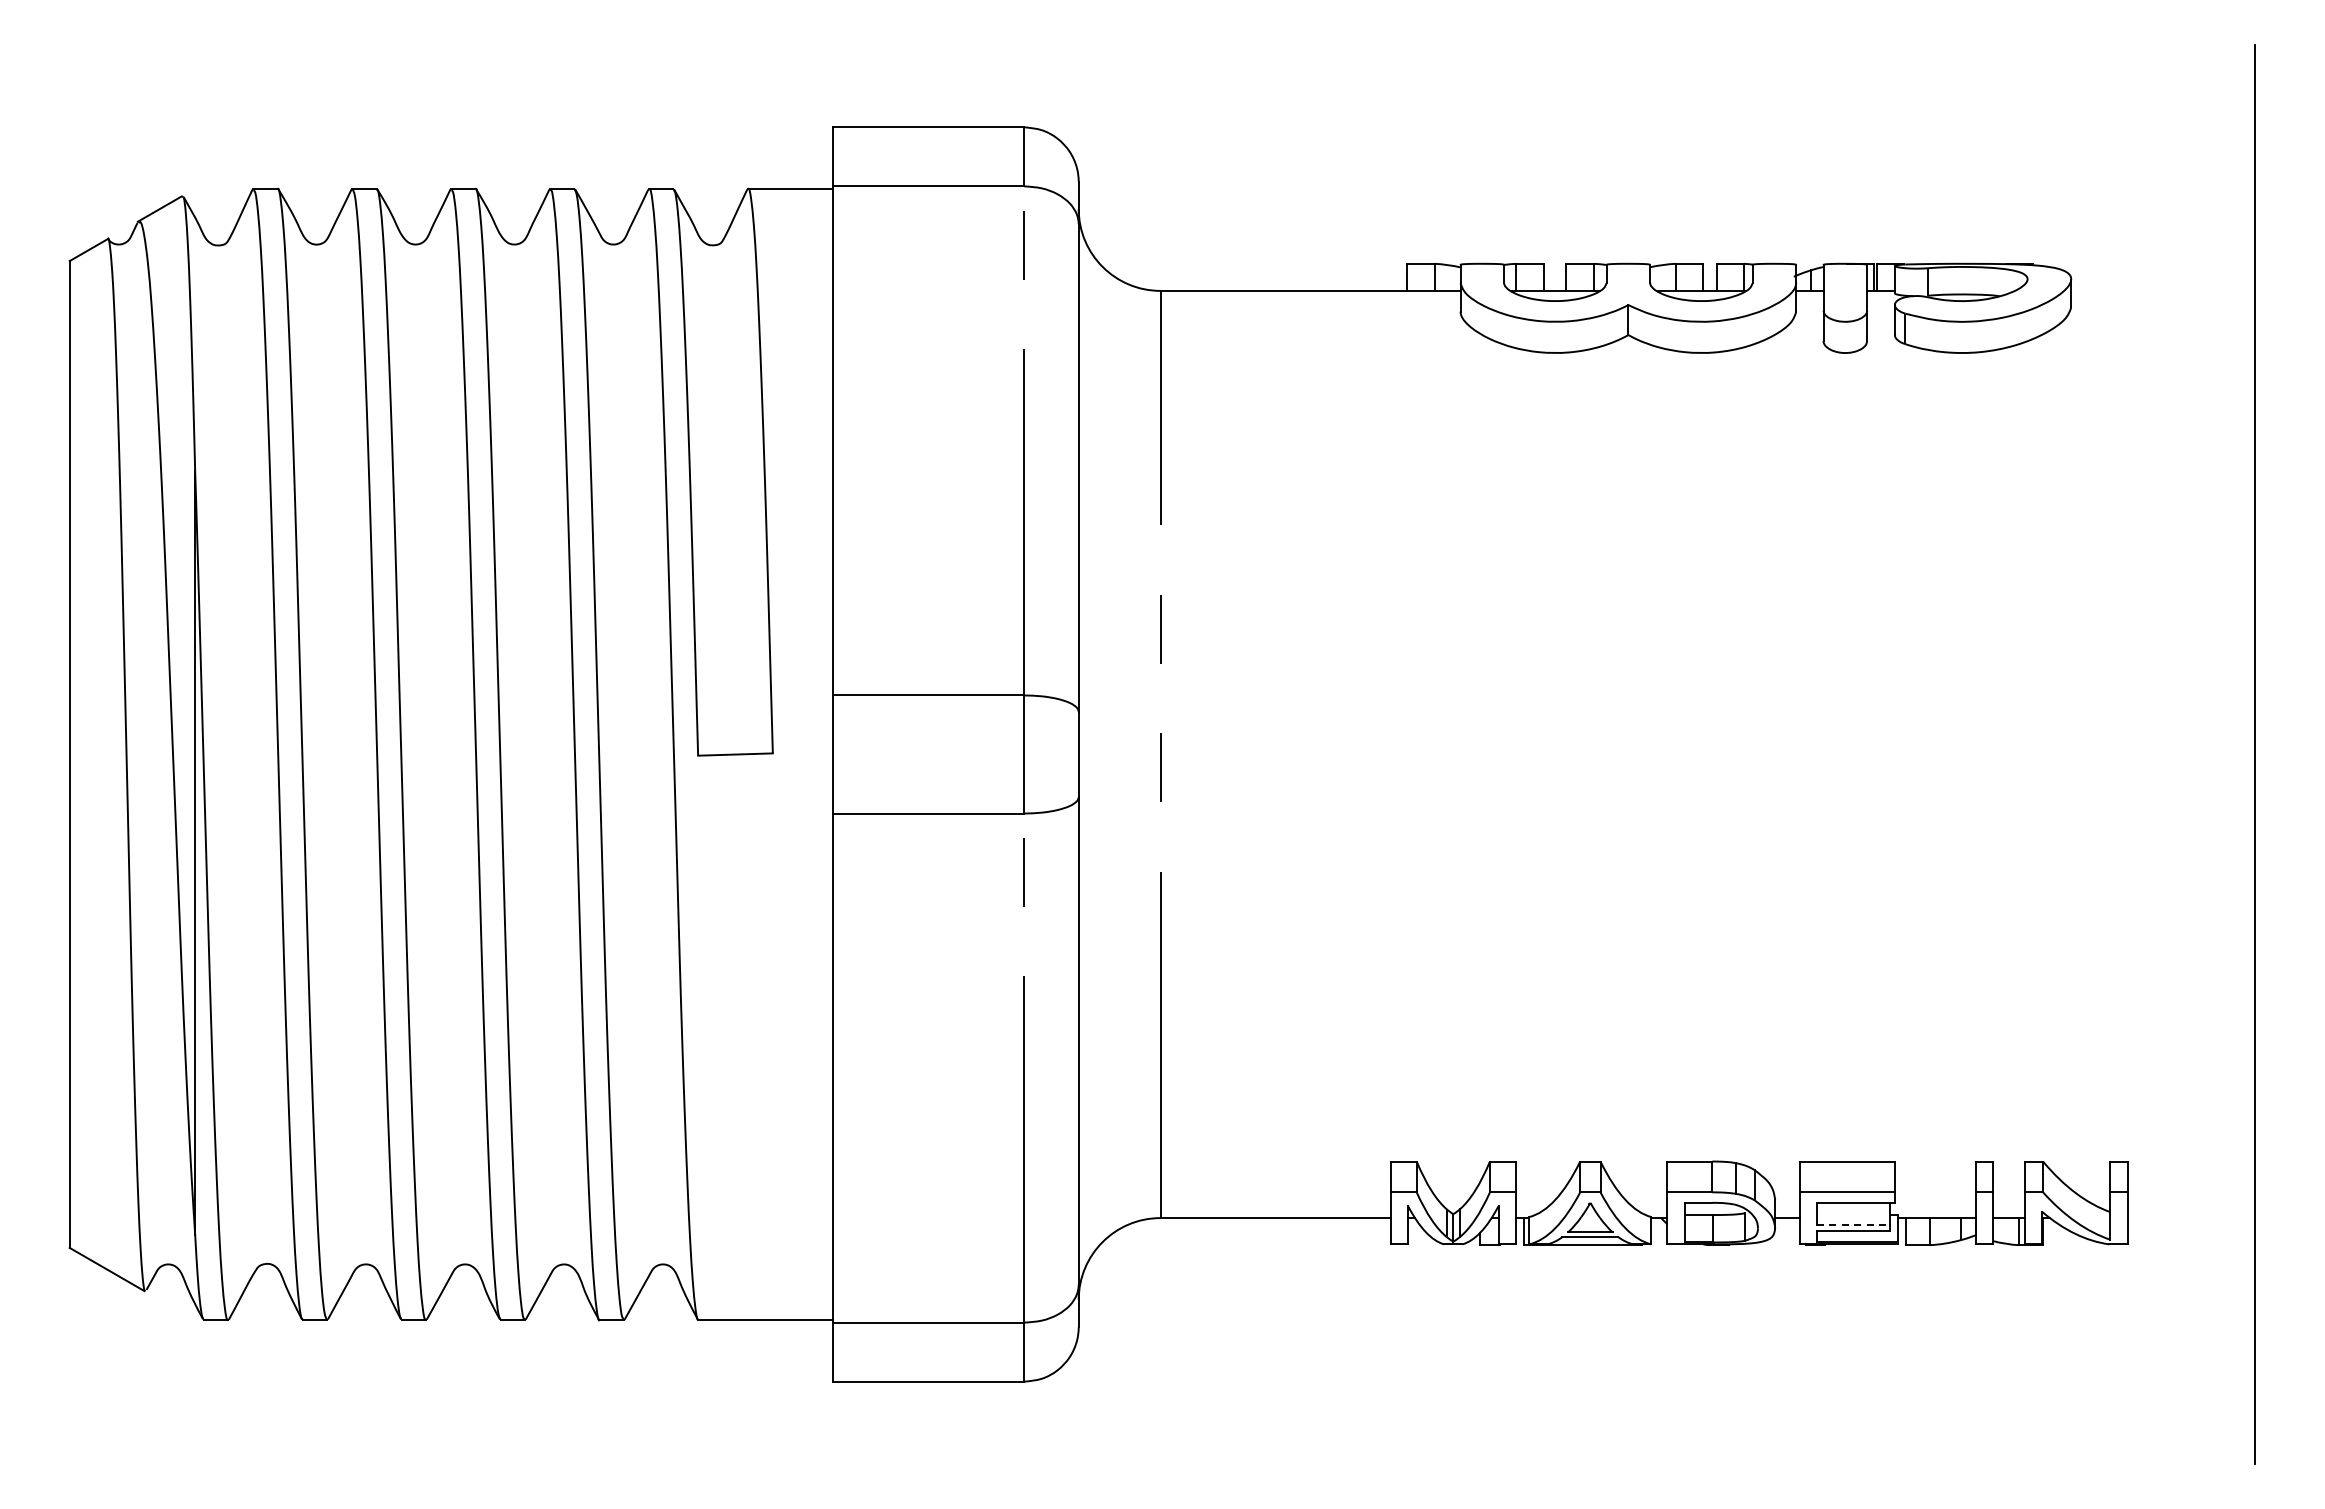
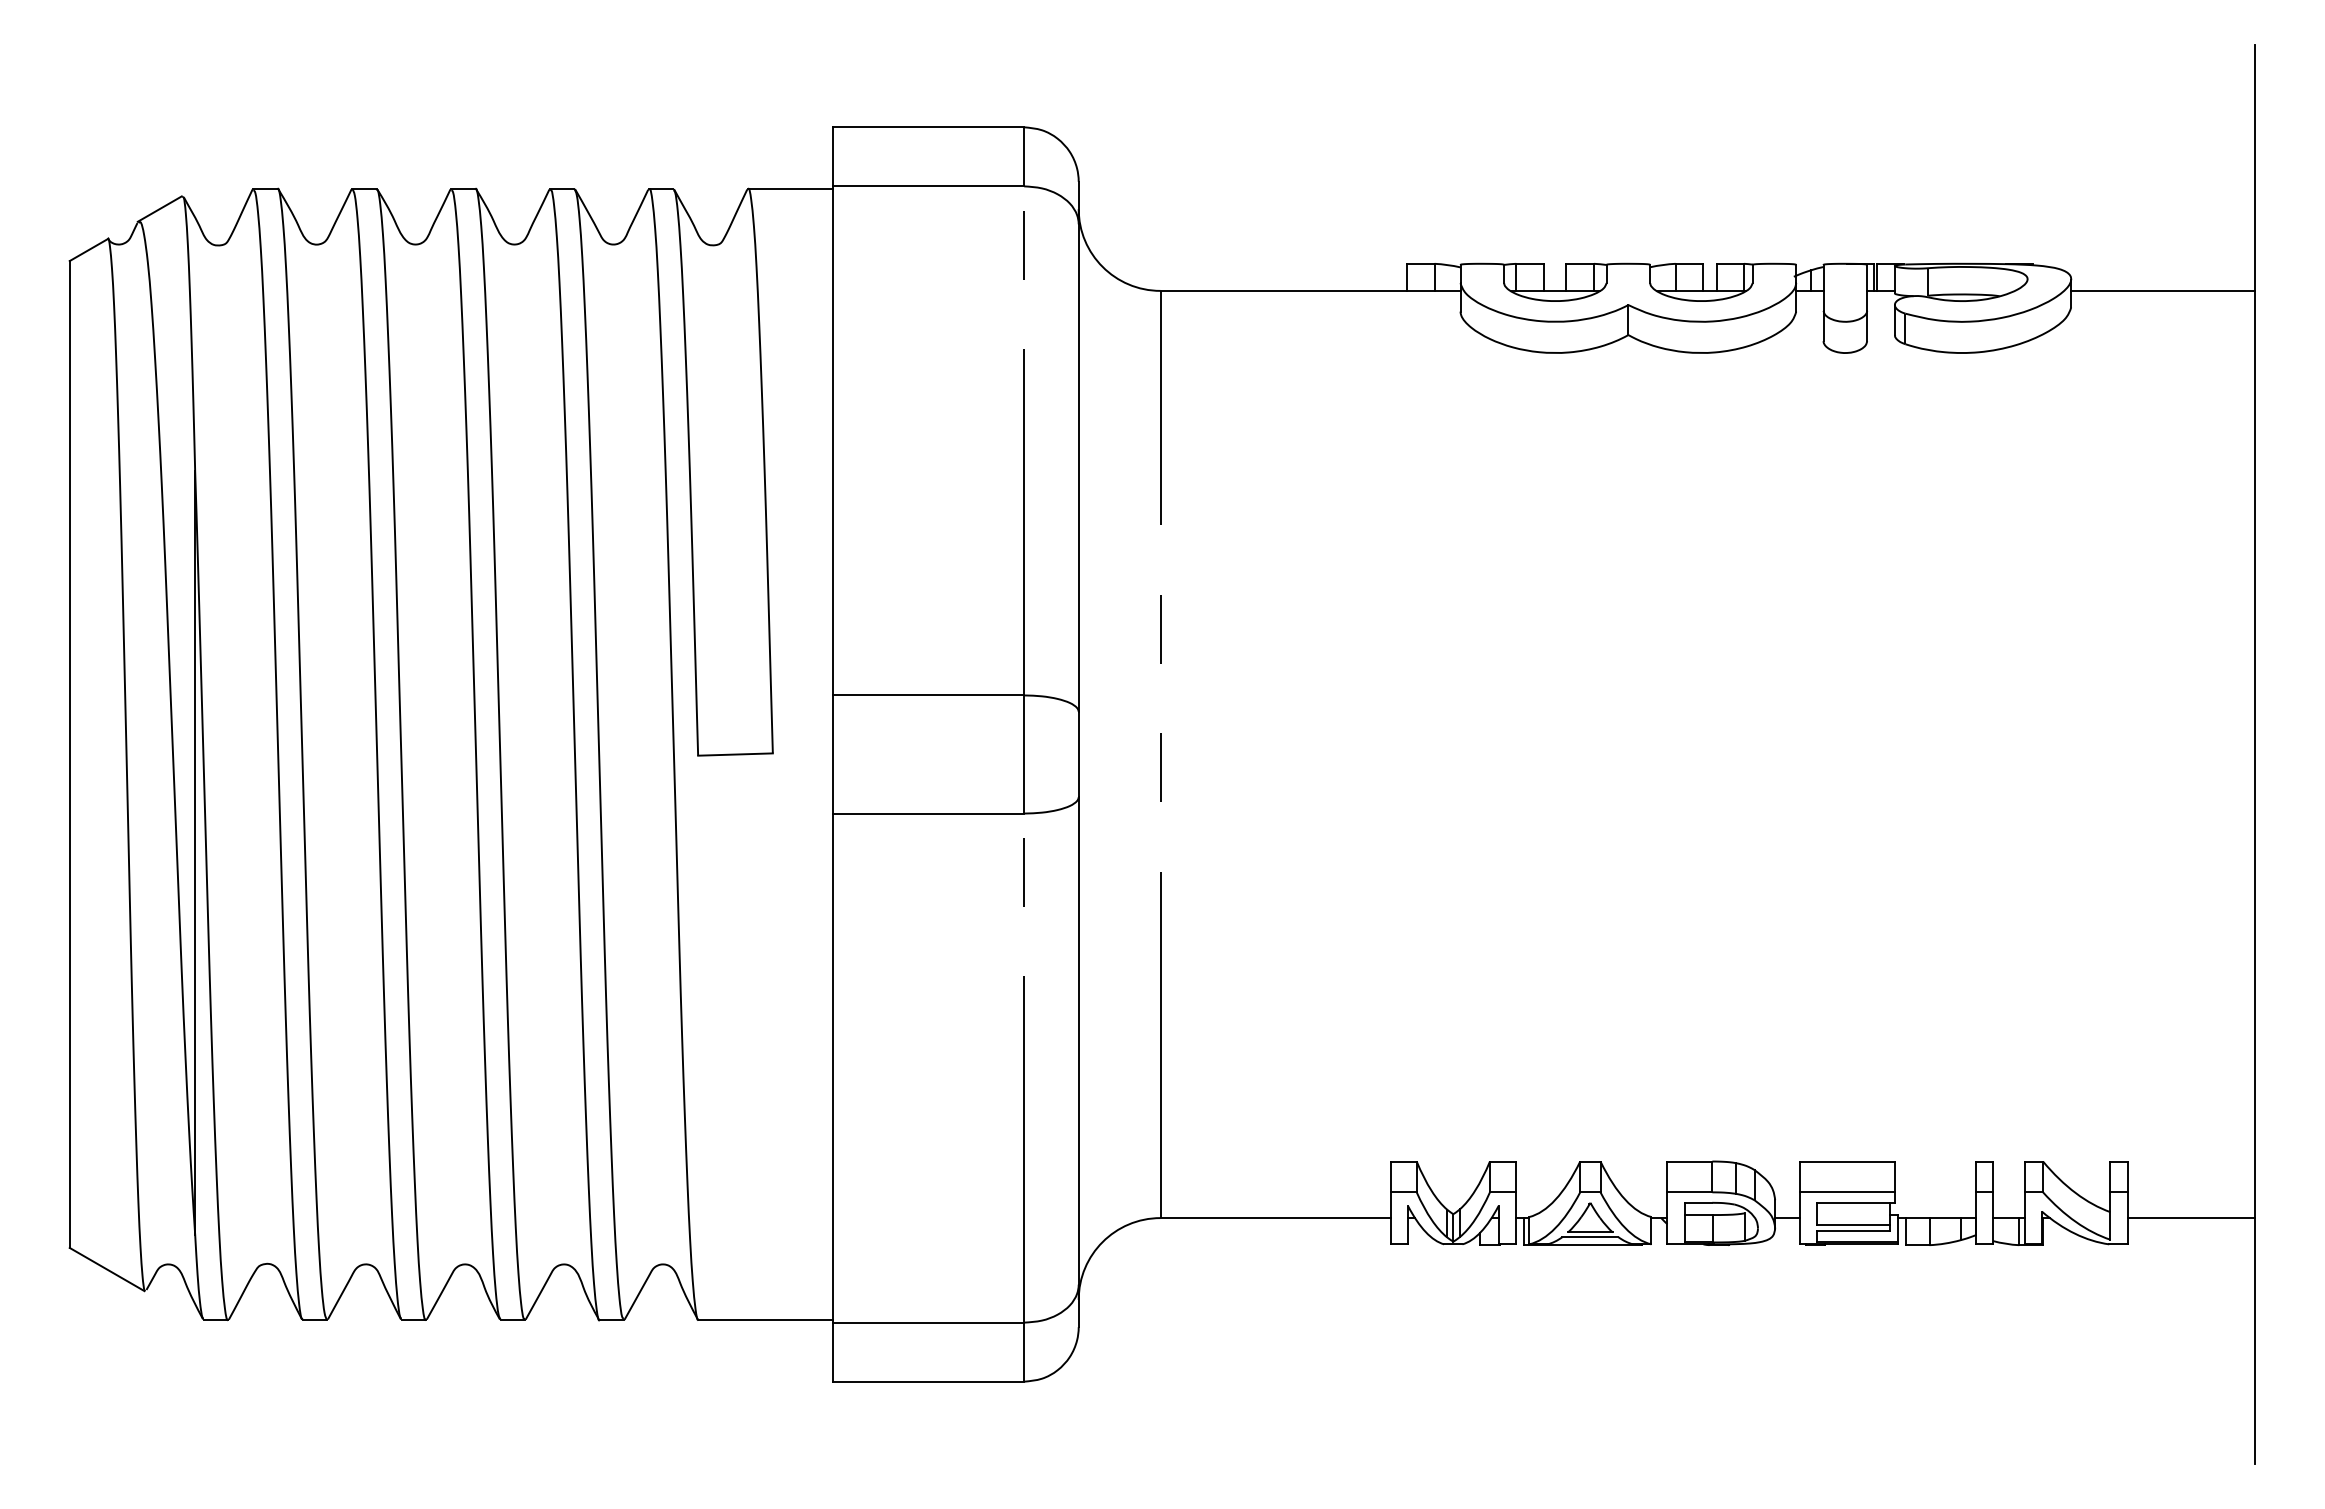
line: none -> present (2163, 290)
line: none -> present (2191, 1218)
line: dashed -> solid (1853, 1224)
